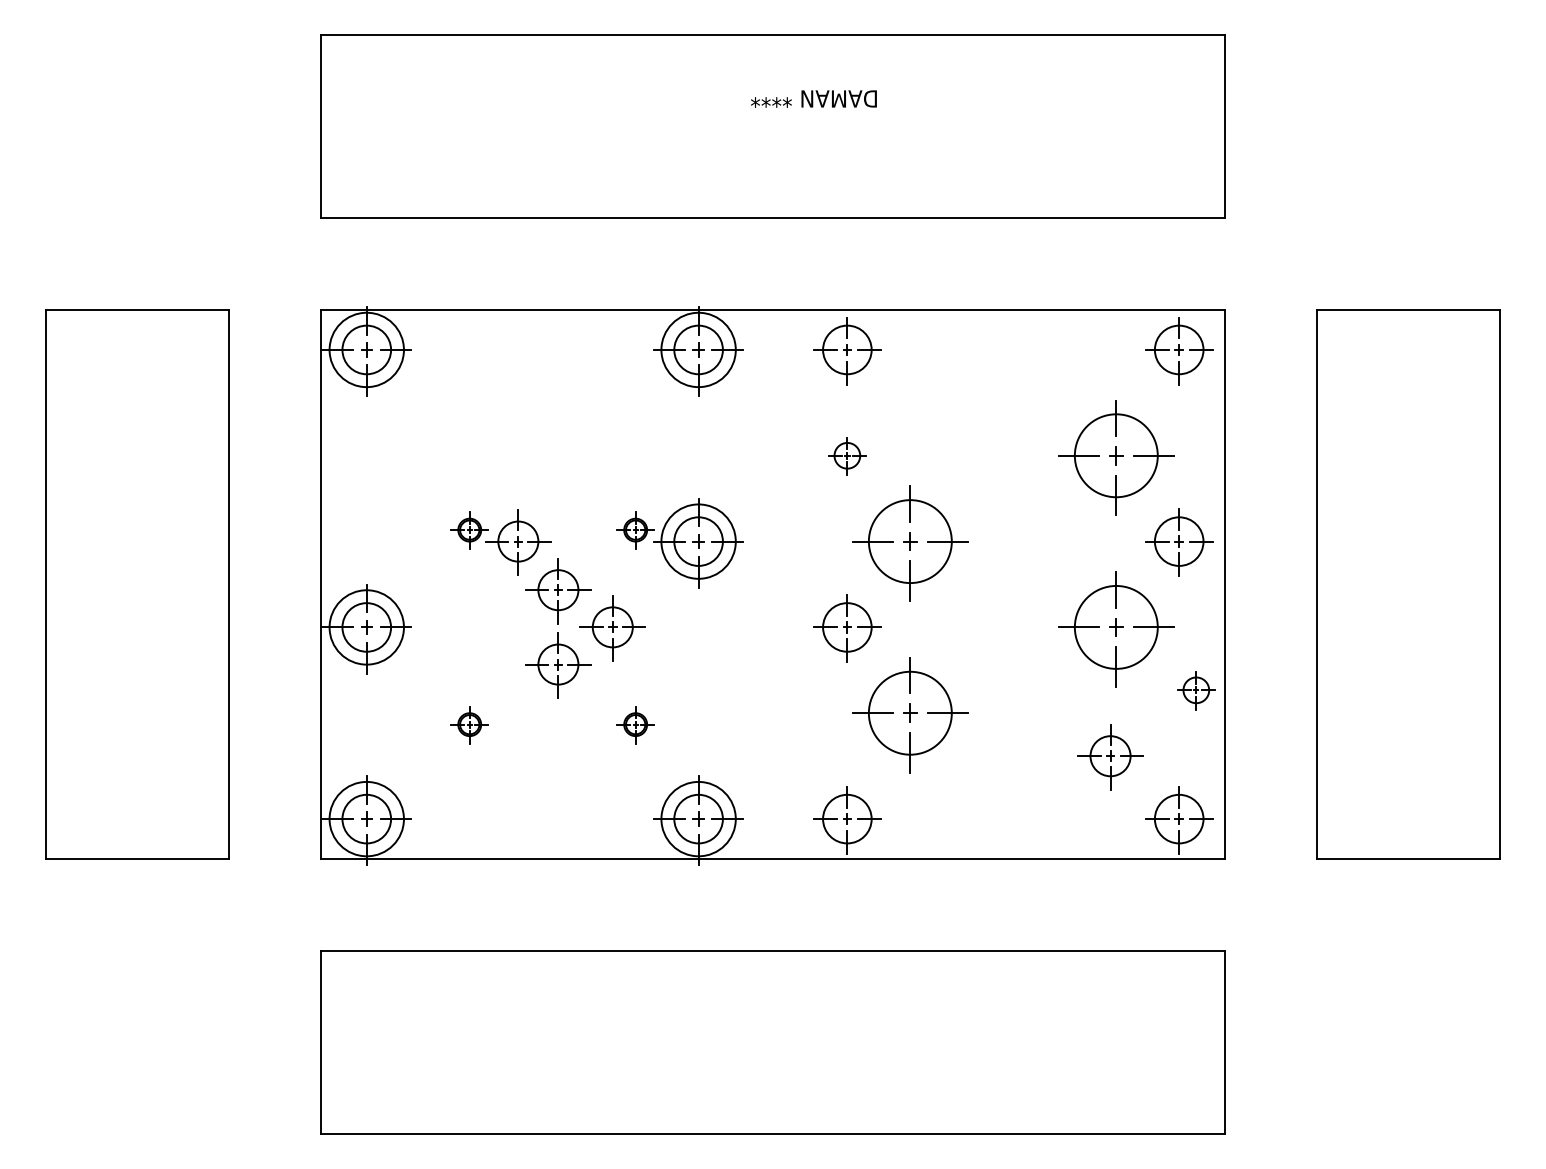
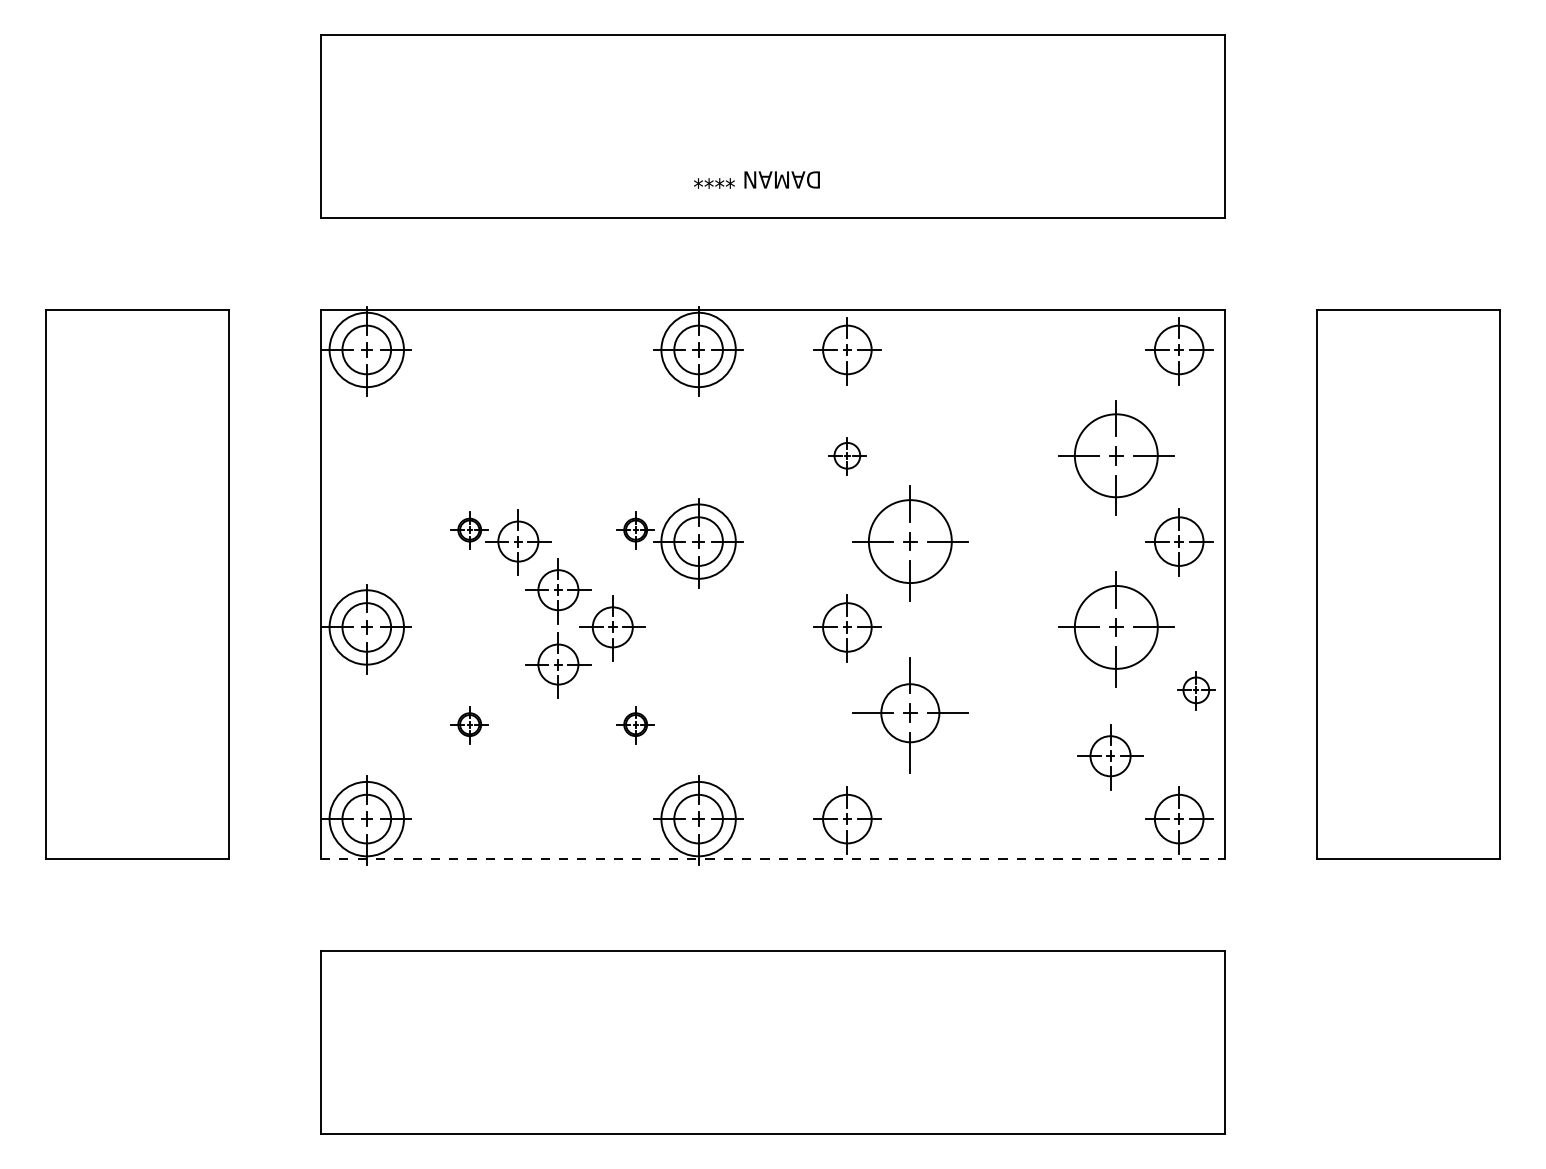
text position: (813, 98) -> (756, 179) (756, 179)
circle diameter: 83 px -> 58 px (910, 713)
line: solid -> dashed (773, 859)
